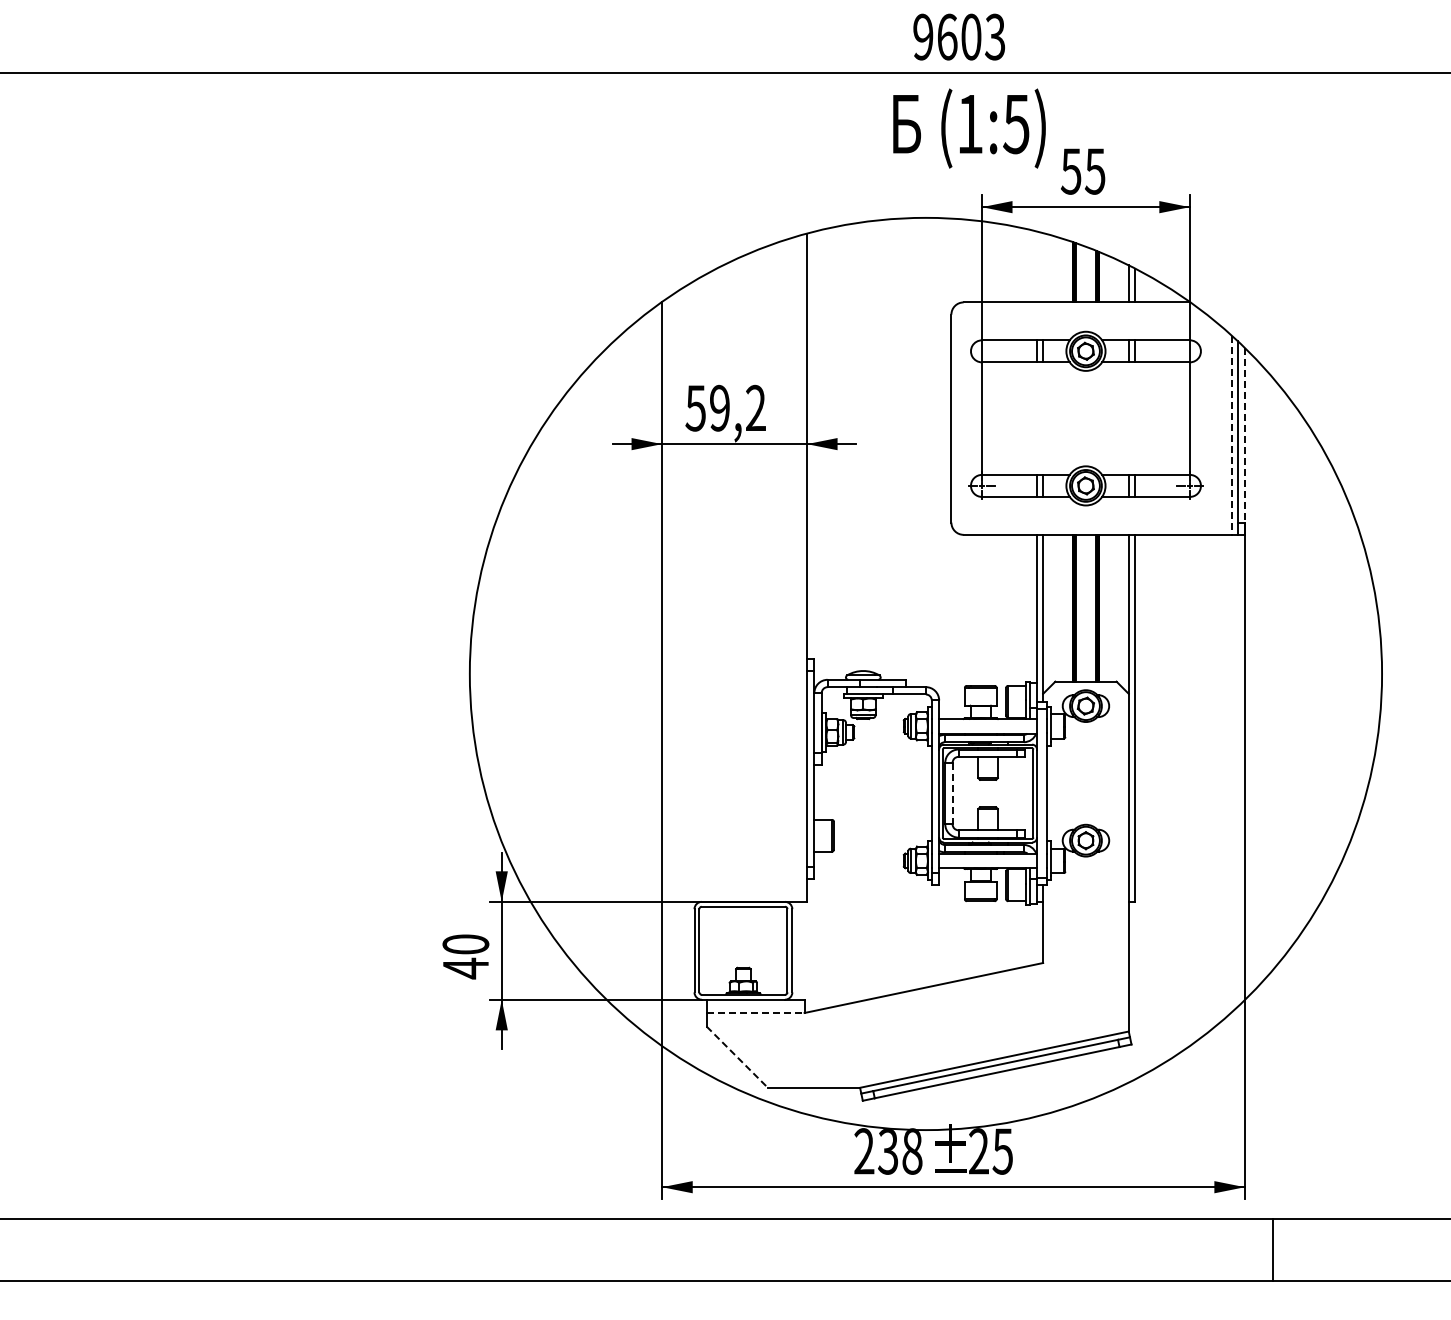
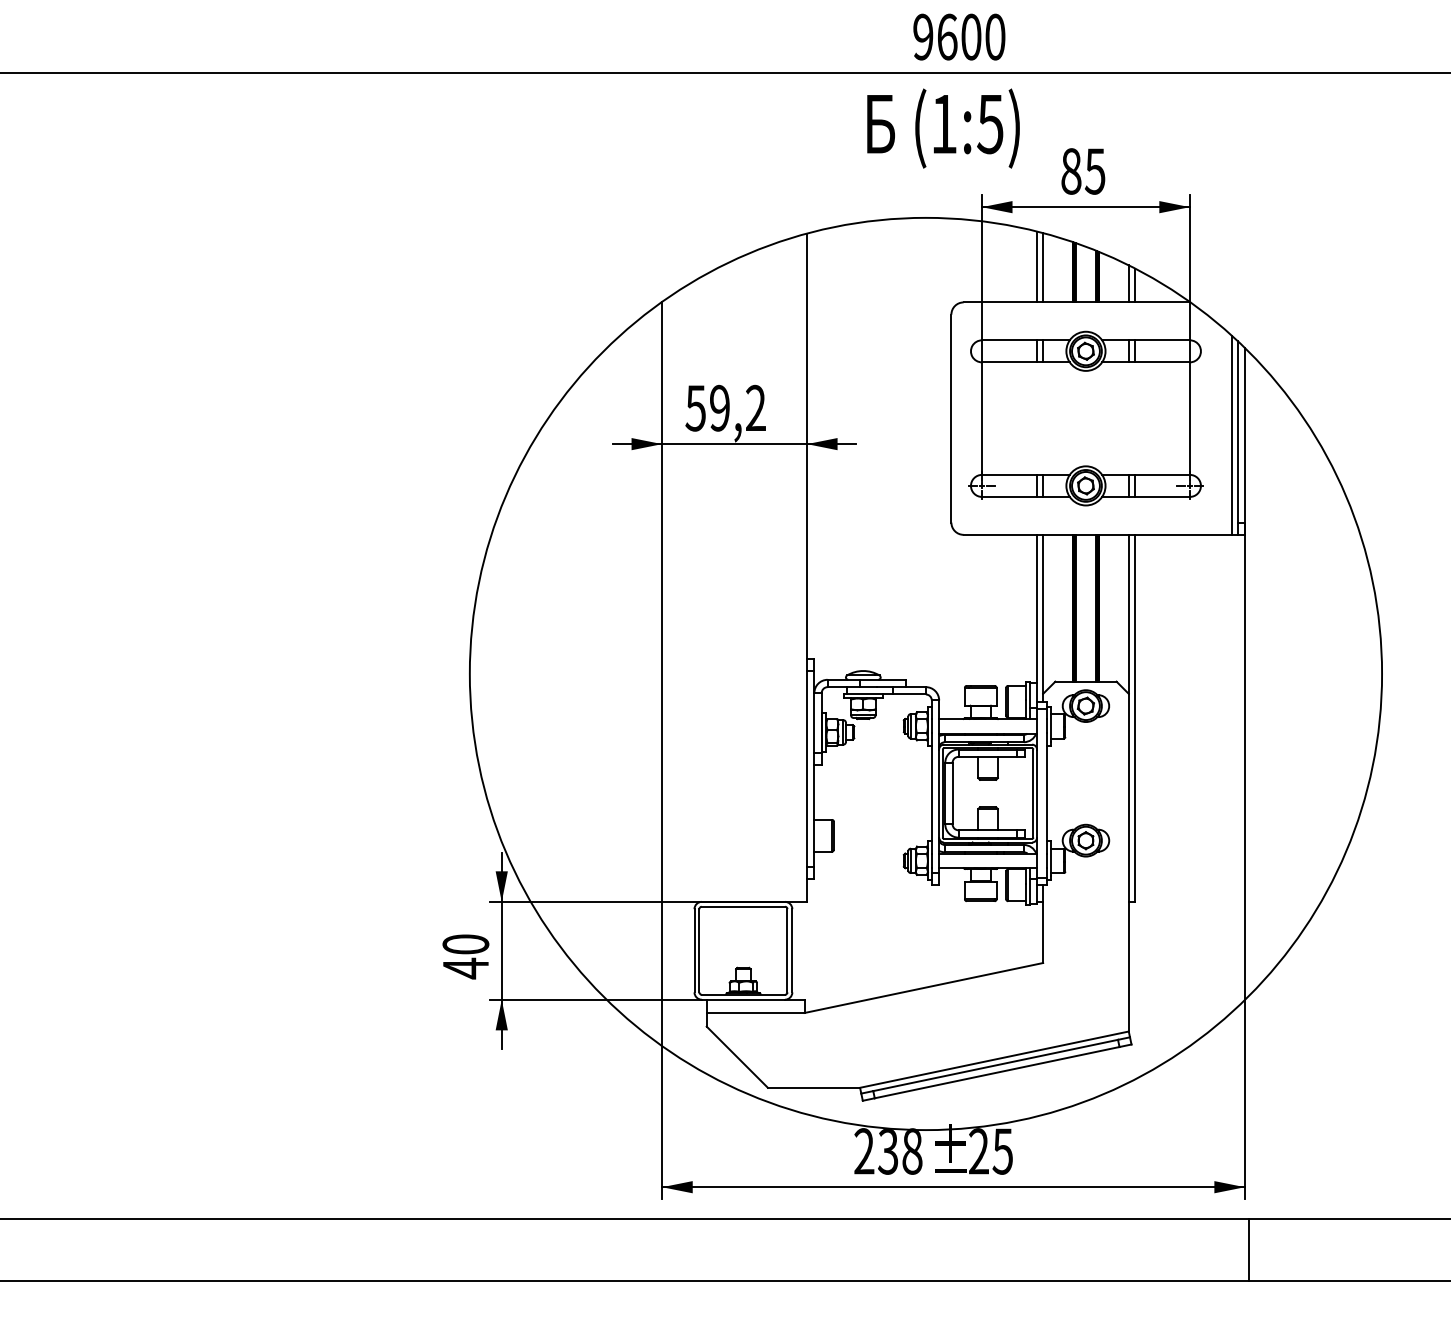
text: 9603 -> 9600 (995, 36)
text position: (969, 128) -> (943, 128) (943, 128)
text: 55 -> 85 (1070, 171)
line: none -> present (1037, 266)
line: none -> present (1043, 267)
line: dashed -> solid (1231, 435)
line: dashed -> solid (1245, 435)
line: dashed -> solid (952, 793)
line: dashed -> solid (755, 1012)
line: dashed -> solid (737, 1057)
line position: (1272, 1249) -> (1248, 1249) (1248, 1249)
